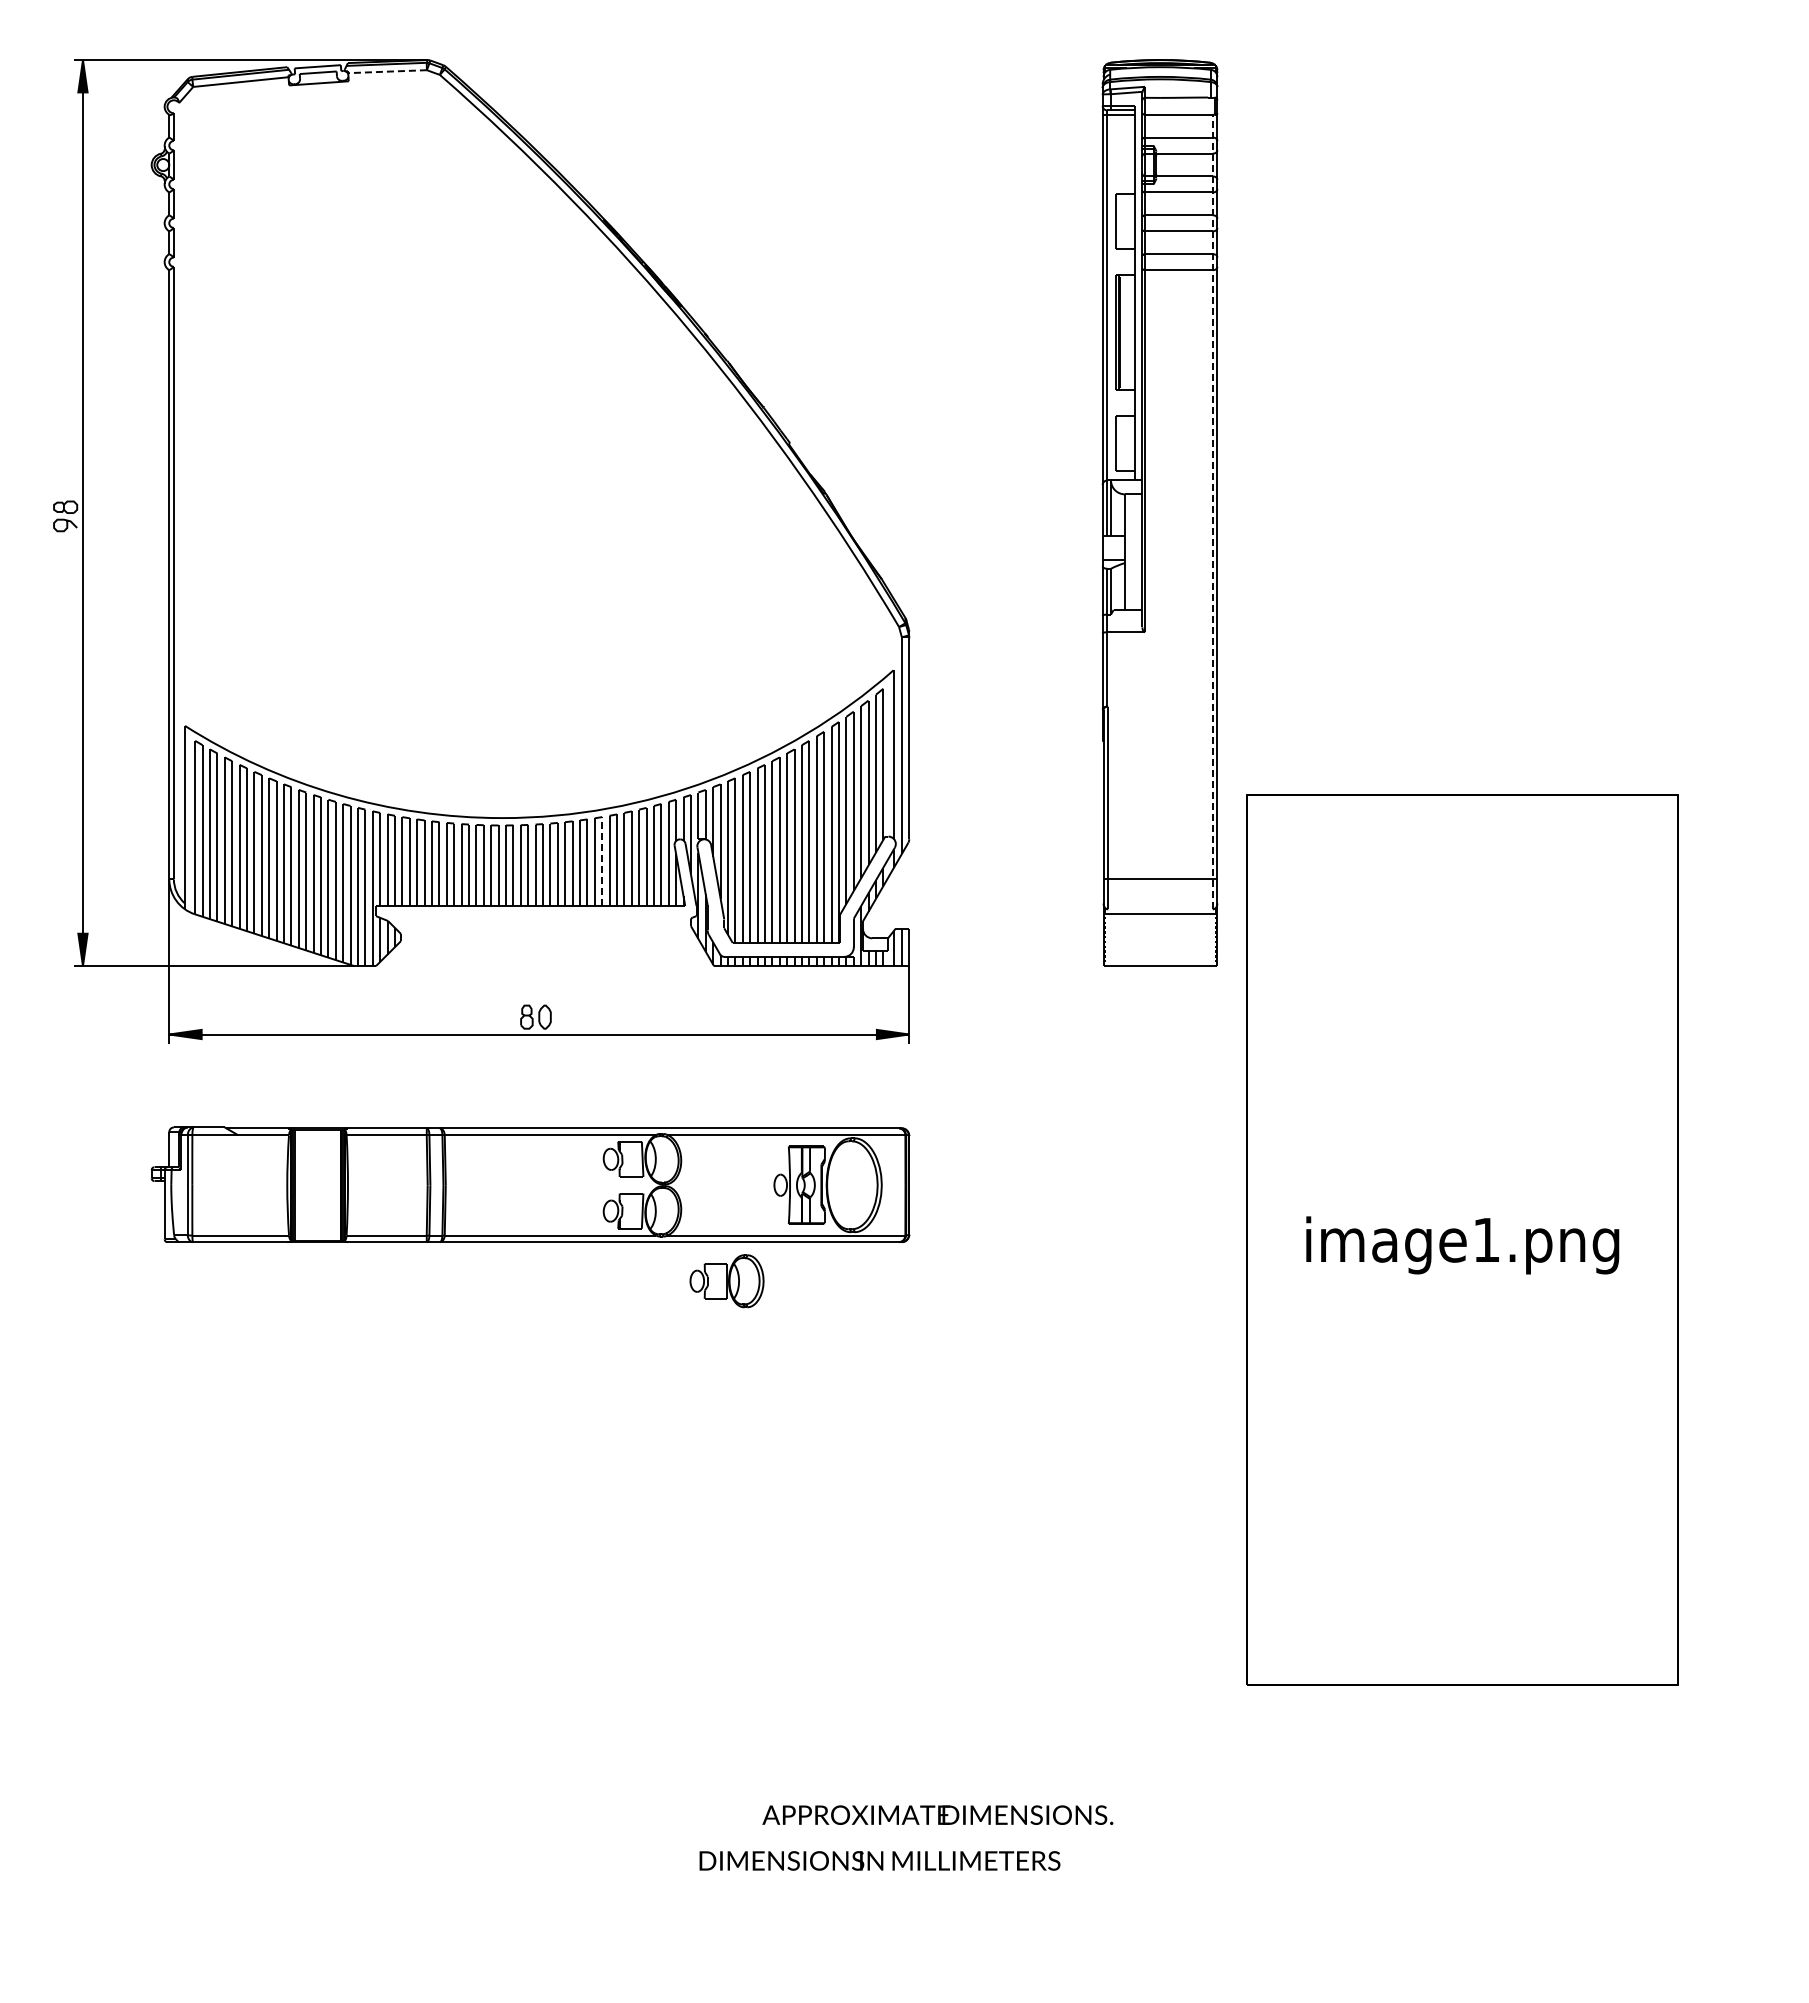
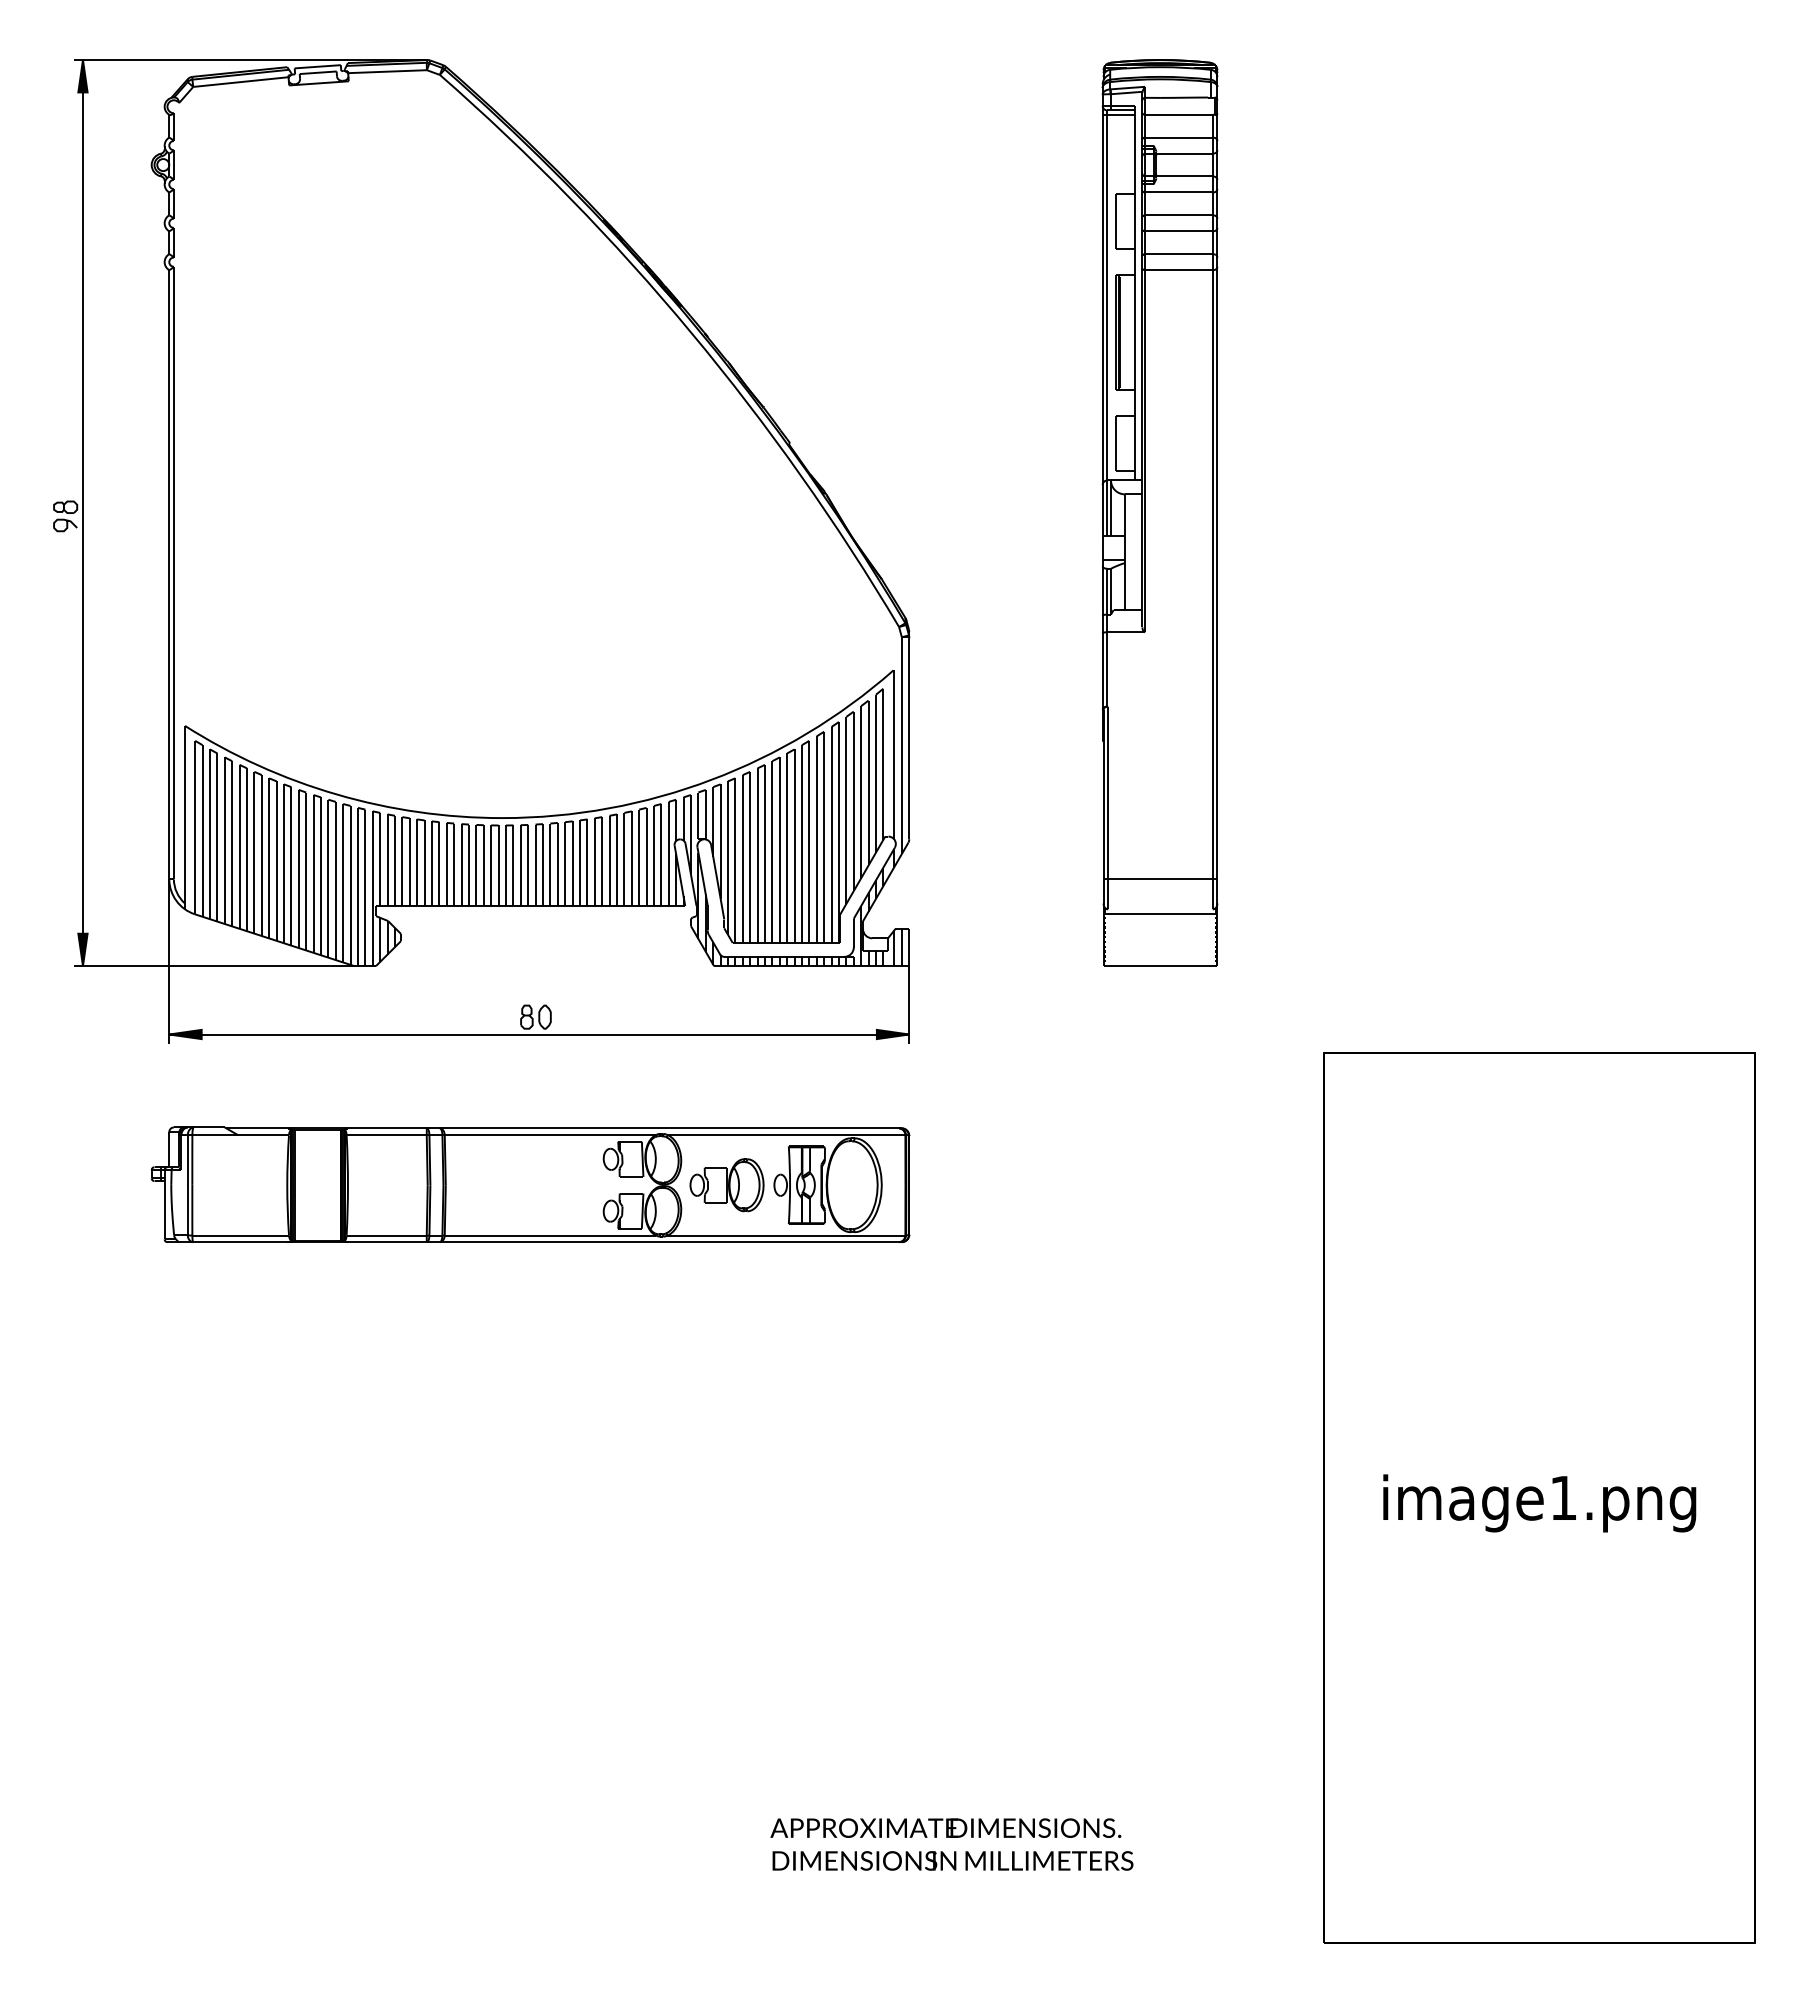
line: dashed -> solid (387, 71)
line: dashed -> solid (1212, 511)
line: dashed -> solid (602, 861)
part position: (1462, 1239) -> (1539, 1497) (1539, 1497)
part position: (726, 1281) -> (726, 1185) (726, 1185)
text position: (937, 1814) -> (945, 1827) (945, 1827)
text position: (879, 1860) -> (952, 1860) (952, 1860)
